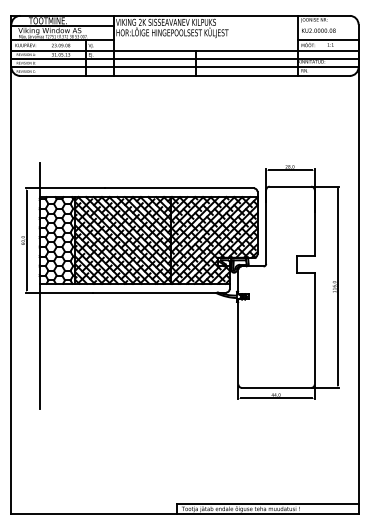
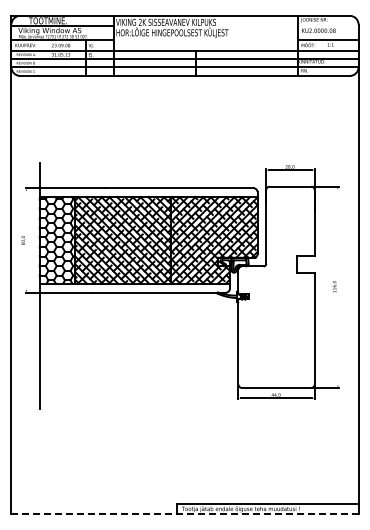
line: present -> none (26, 240)
line: present -> none (337, 287)
line: solid -> dashed (185, 514)
